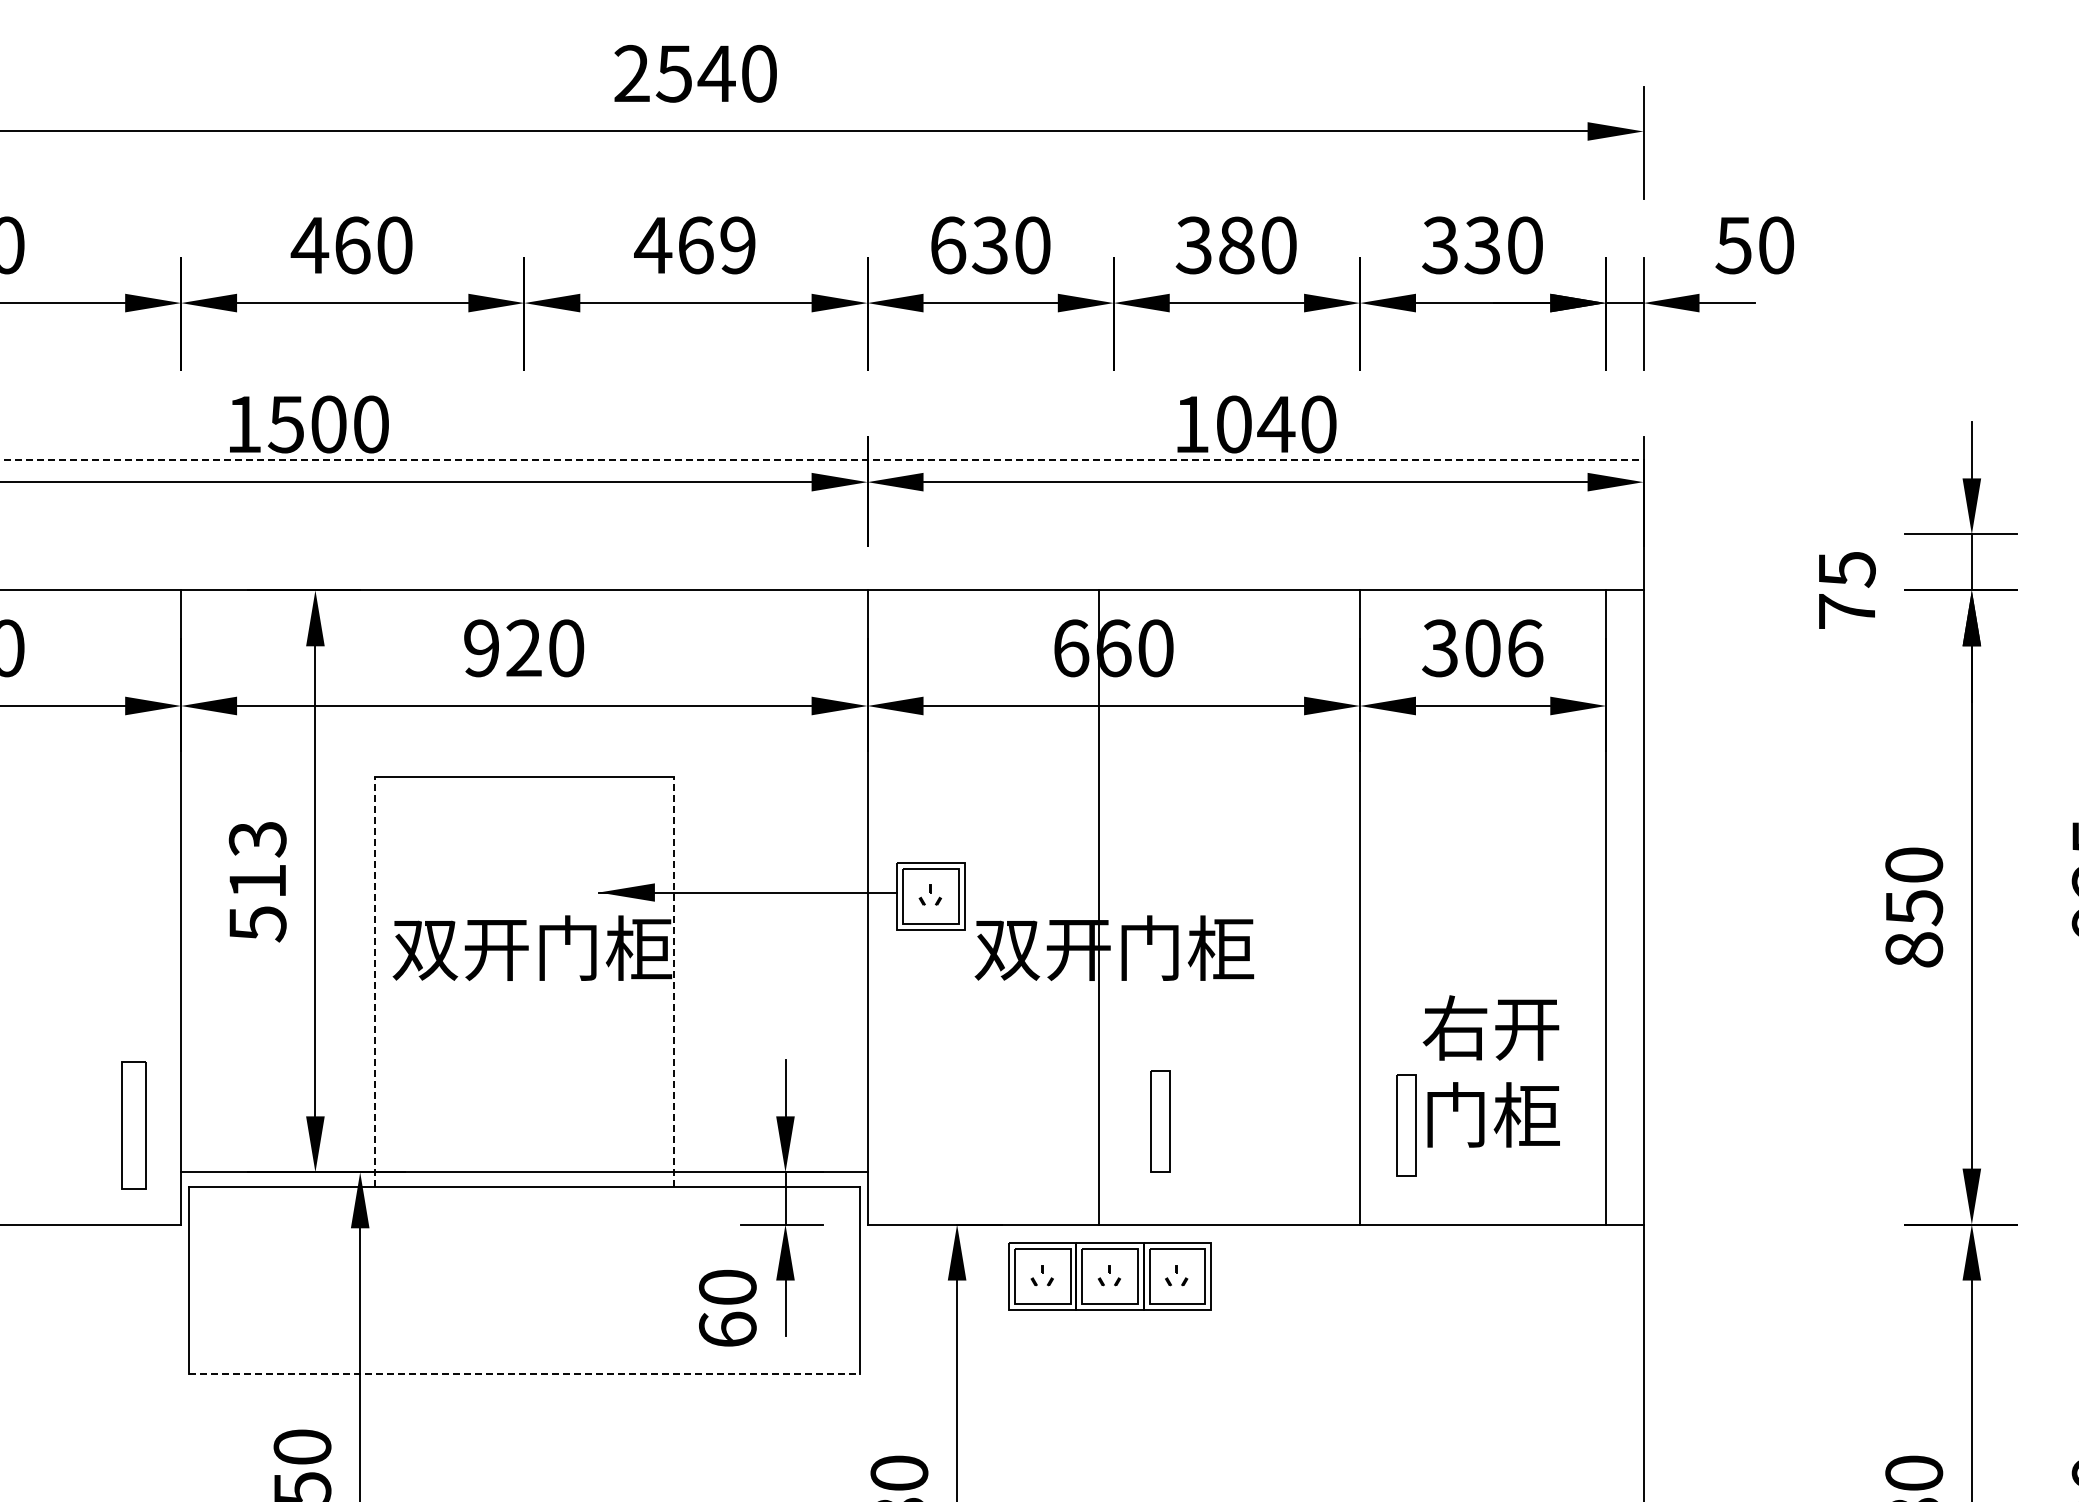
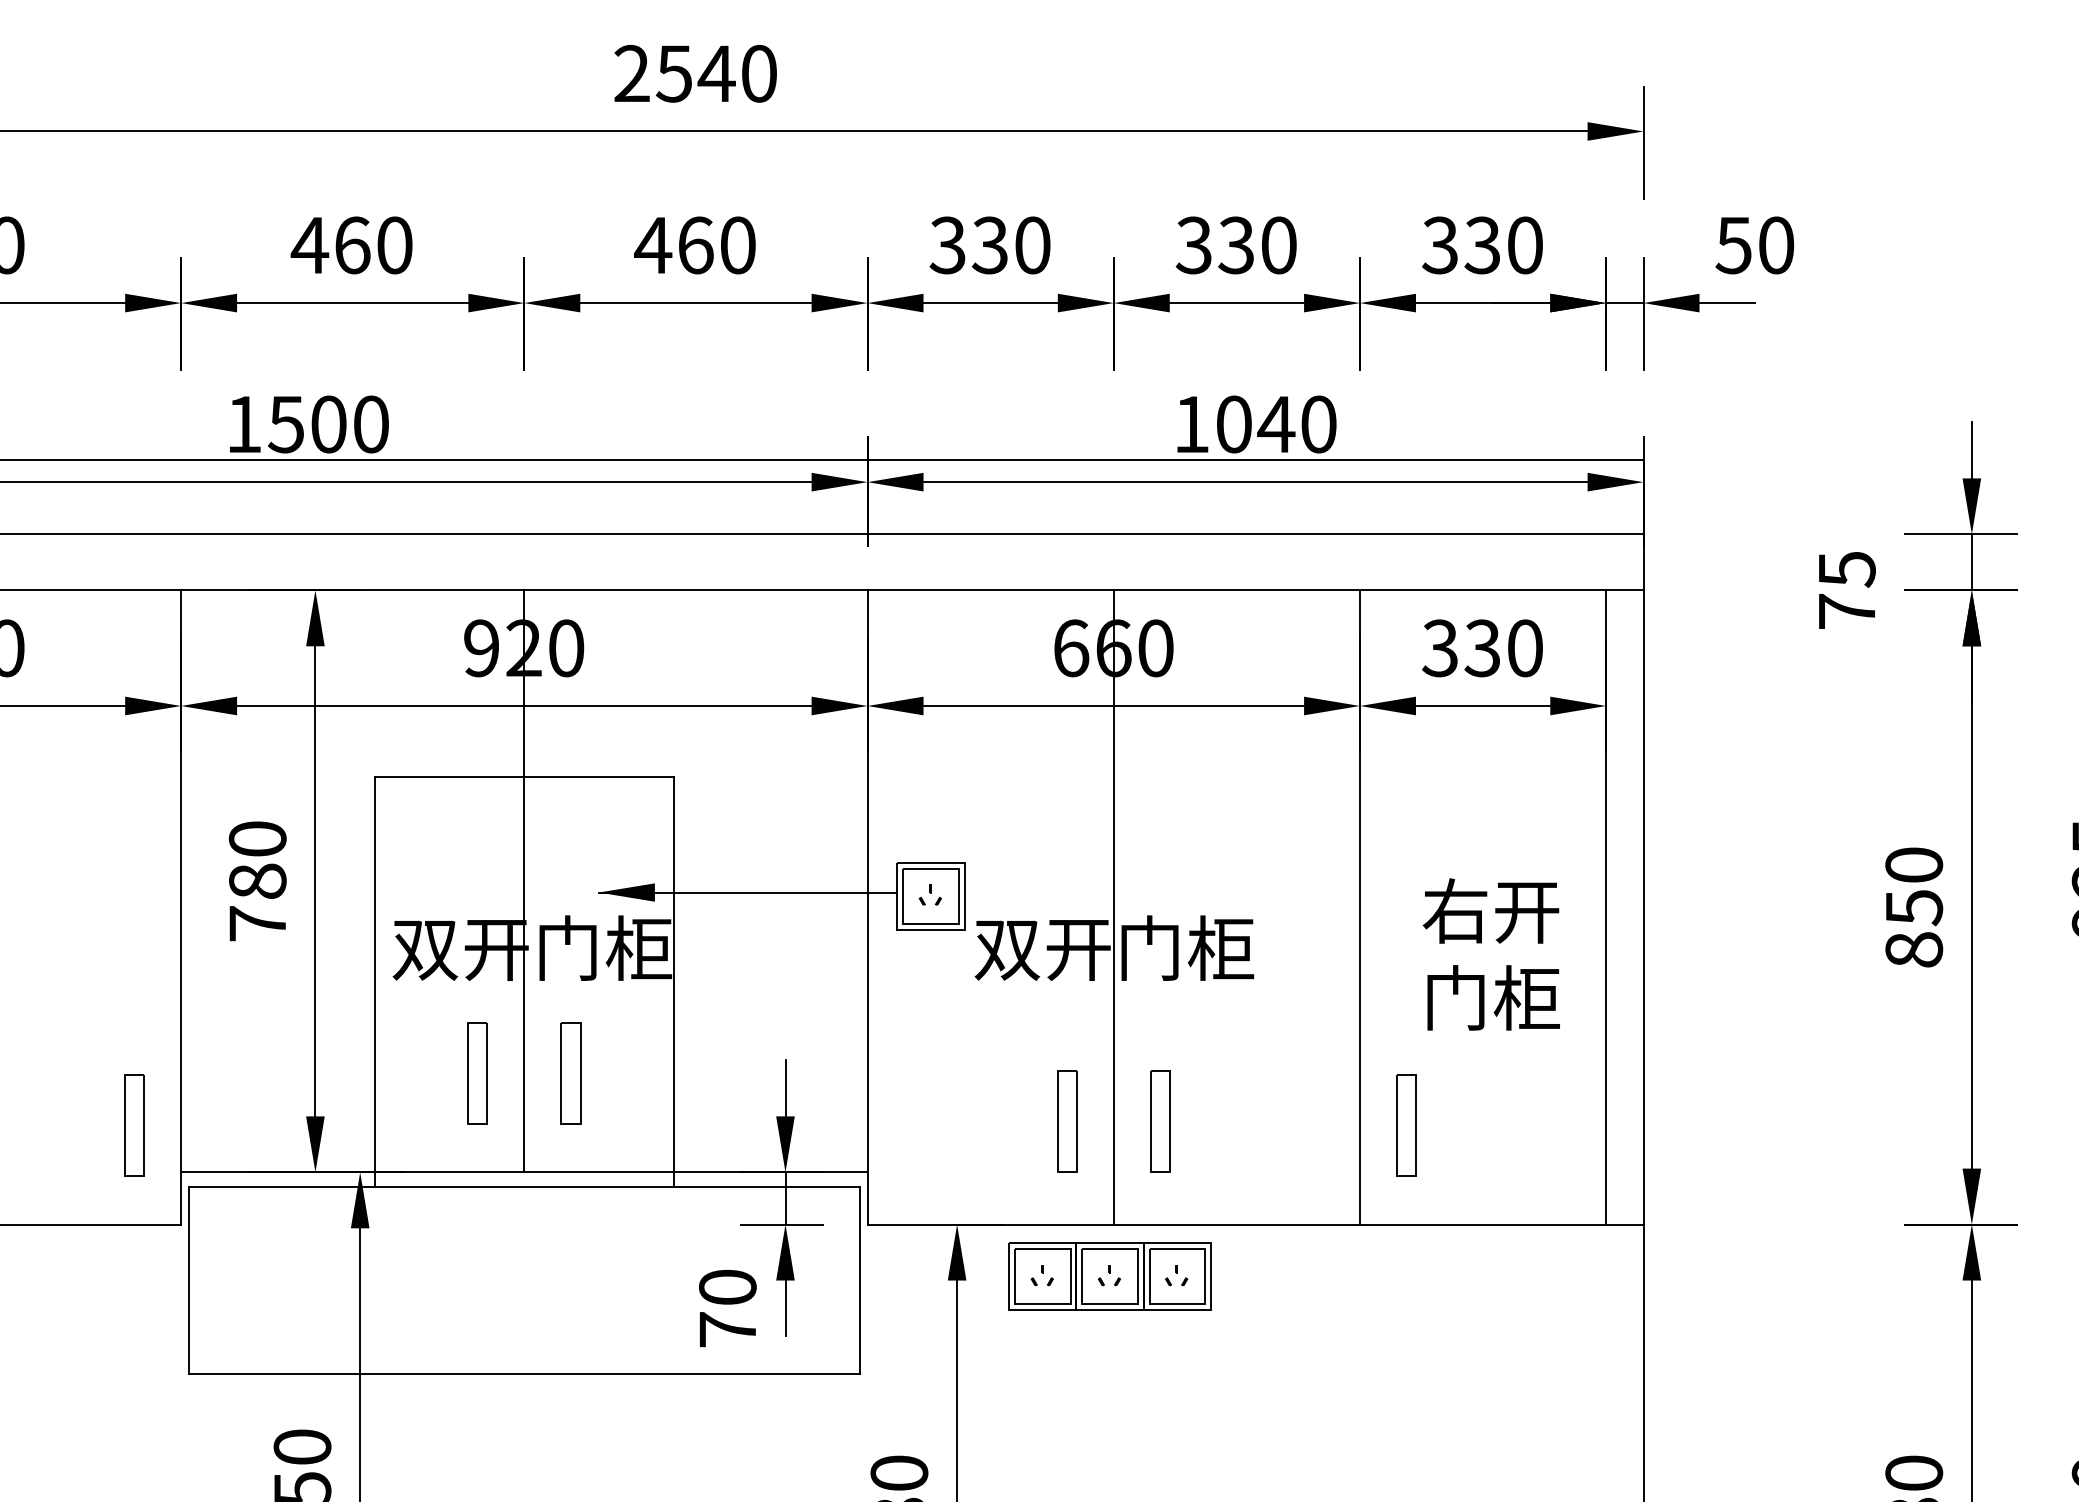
text: 469 -> 460 (737, 245)
text: 630 -> 330 (947, 245)
text: 380 -> 330 (1236, 245)
line: dashed -> solid (822, 459)
line: none -> present (822, 534)
text: 306 -> 330 (1503, 648)
text: 513 -> 780 (257, 881)
line: none -> present (524, 881)
line position: (1098, 907) -> (1113, 907) (1113, 907)
line: dashed -> solid (375, 981)
line: dashed -> solid (673, 981)
text position: (1490, 1071) -> (1490, 954) (1490, 954)
part: none -> present (477, 1073)
part: none -> present (570, 1073)
part: none -> present (1067, 1121)
part size: 26x129 px -> 21x103 px (134, 1125)
text: 60 -> 70 (727, 1329)
line: dashed -> solid (524, 1373)
